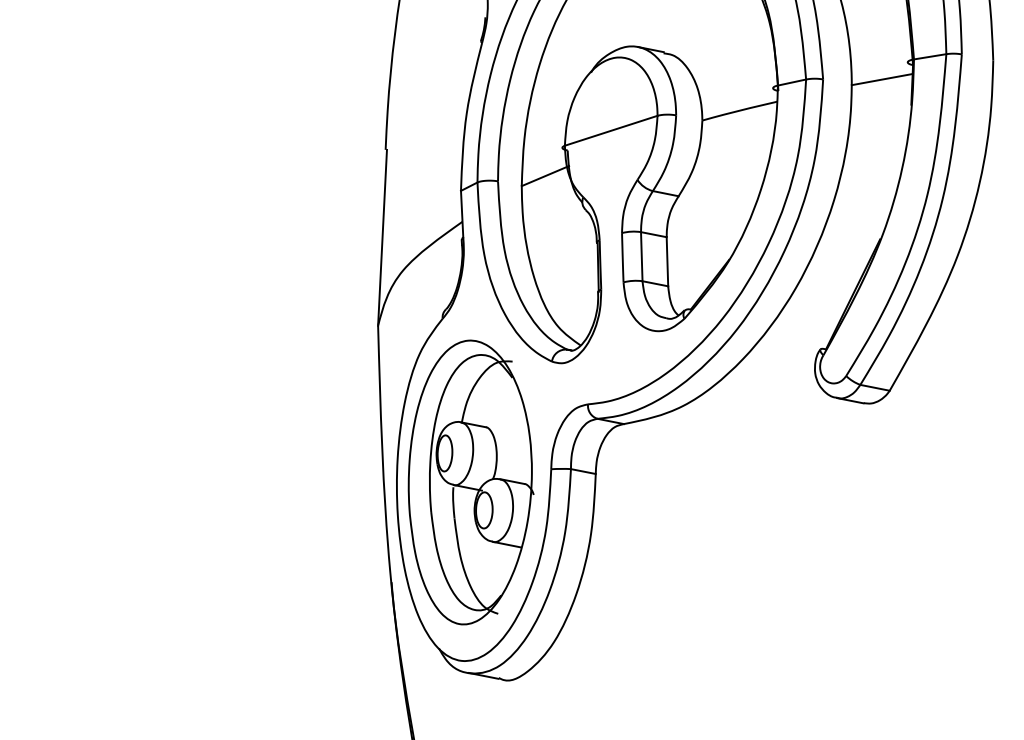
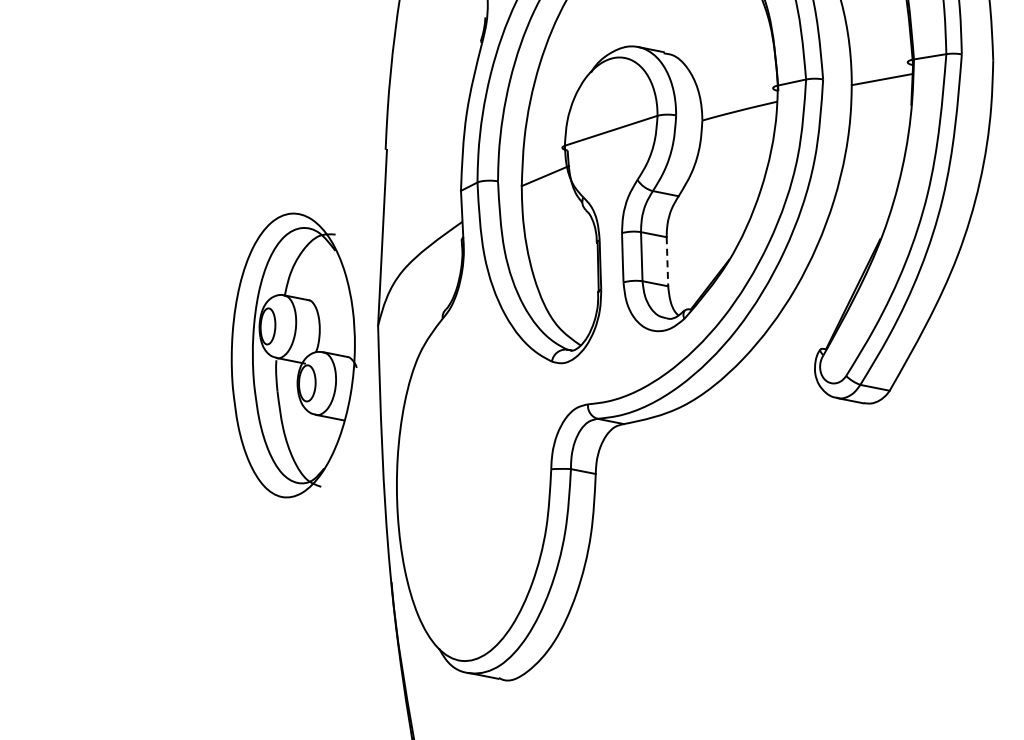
line: solid -> dashed (667, 261)
part position: (470, 482) -> (293, 355) (293, 355)
